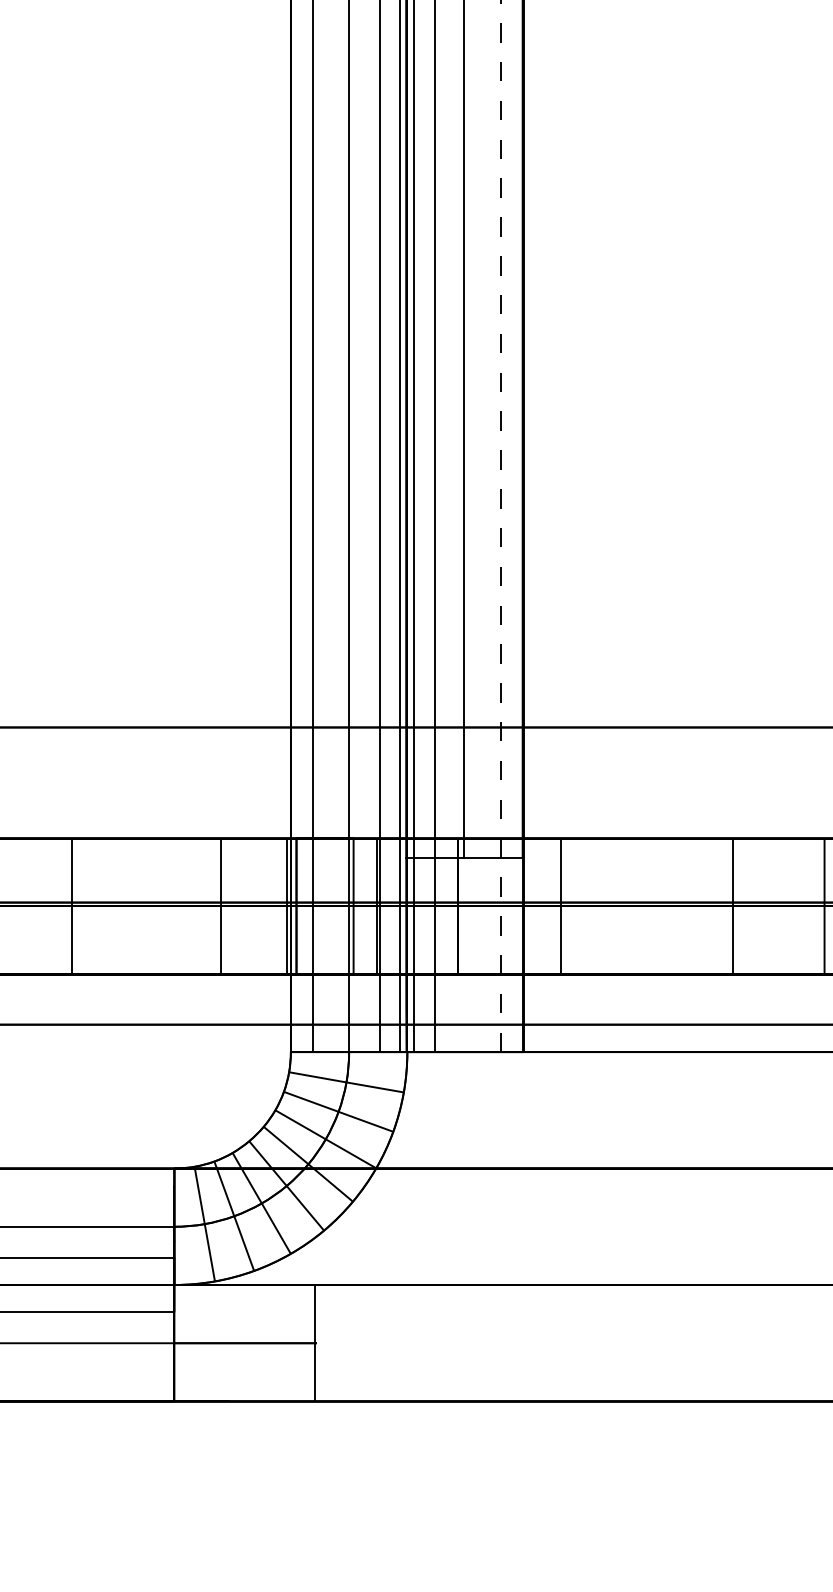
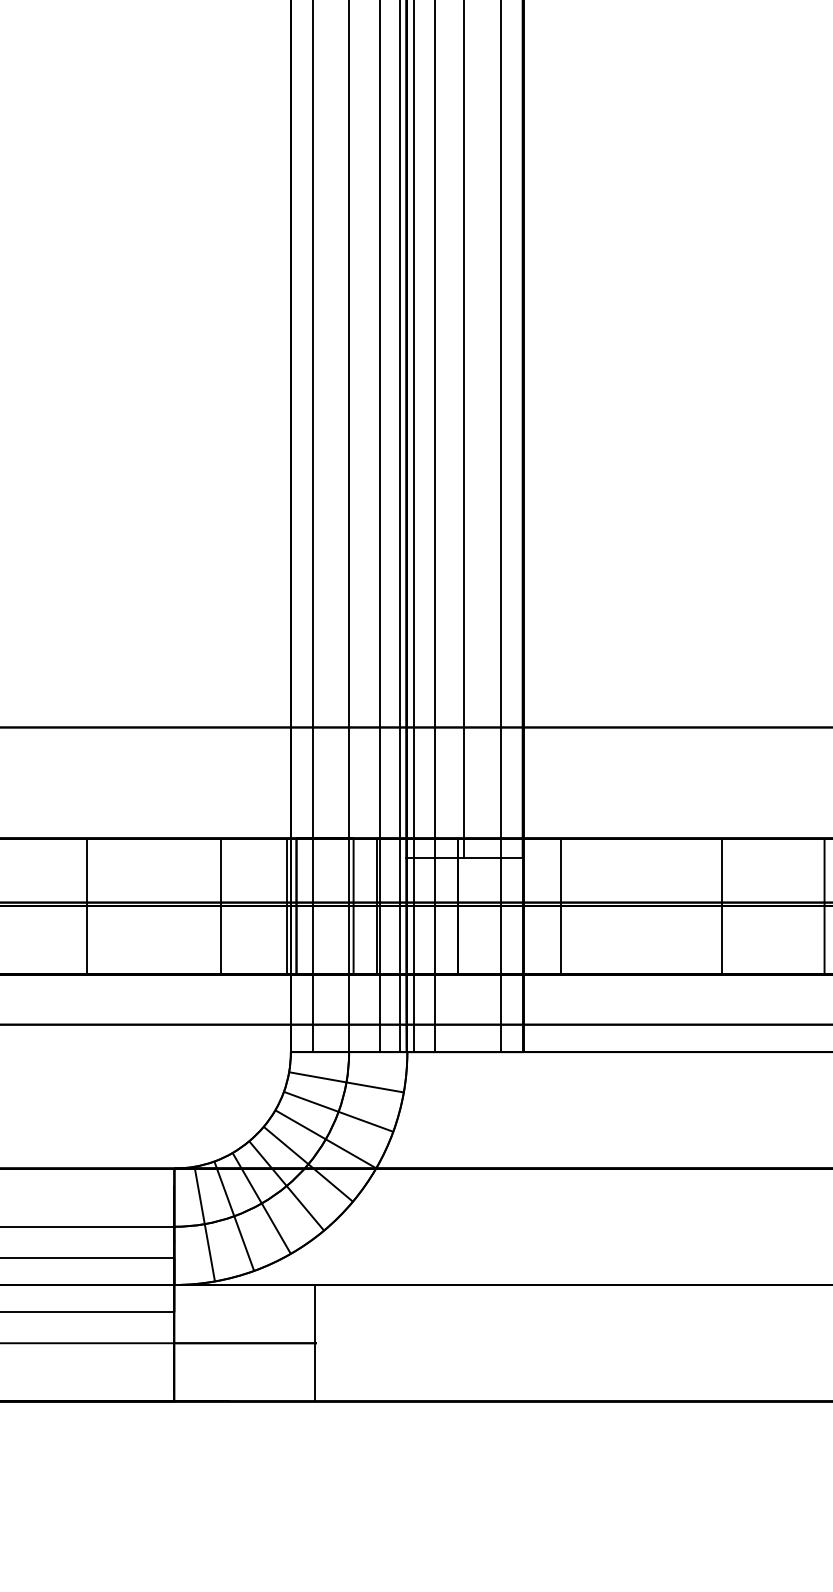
line: dashed -> solid (501, 526)
line position: (72, 906) -> (87, 906) (87, 906)
line position: (733, 906) -> (722, 906) (722, 906)
